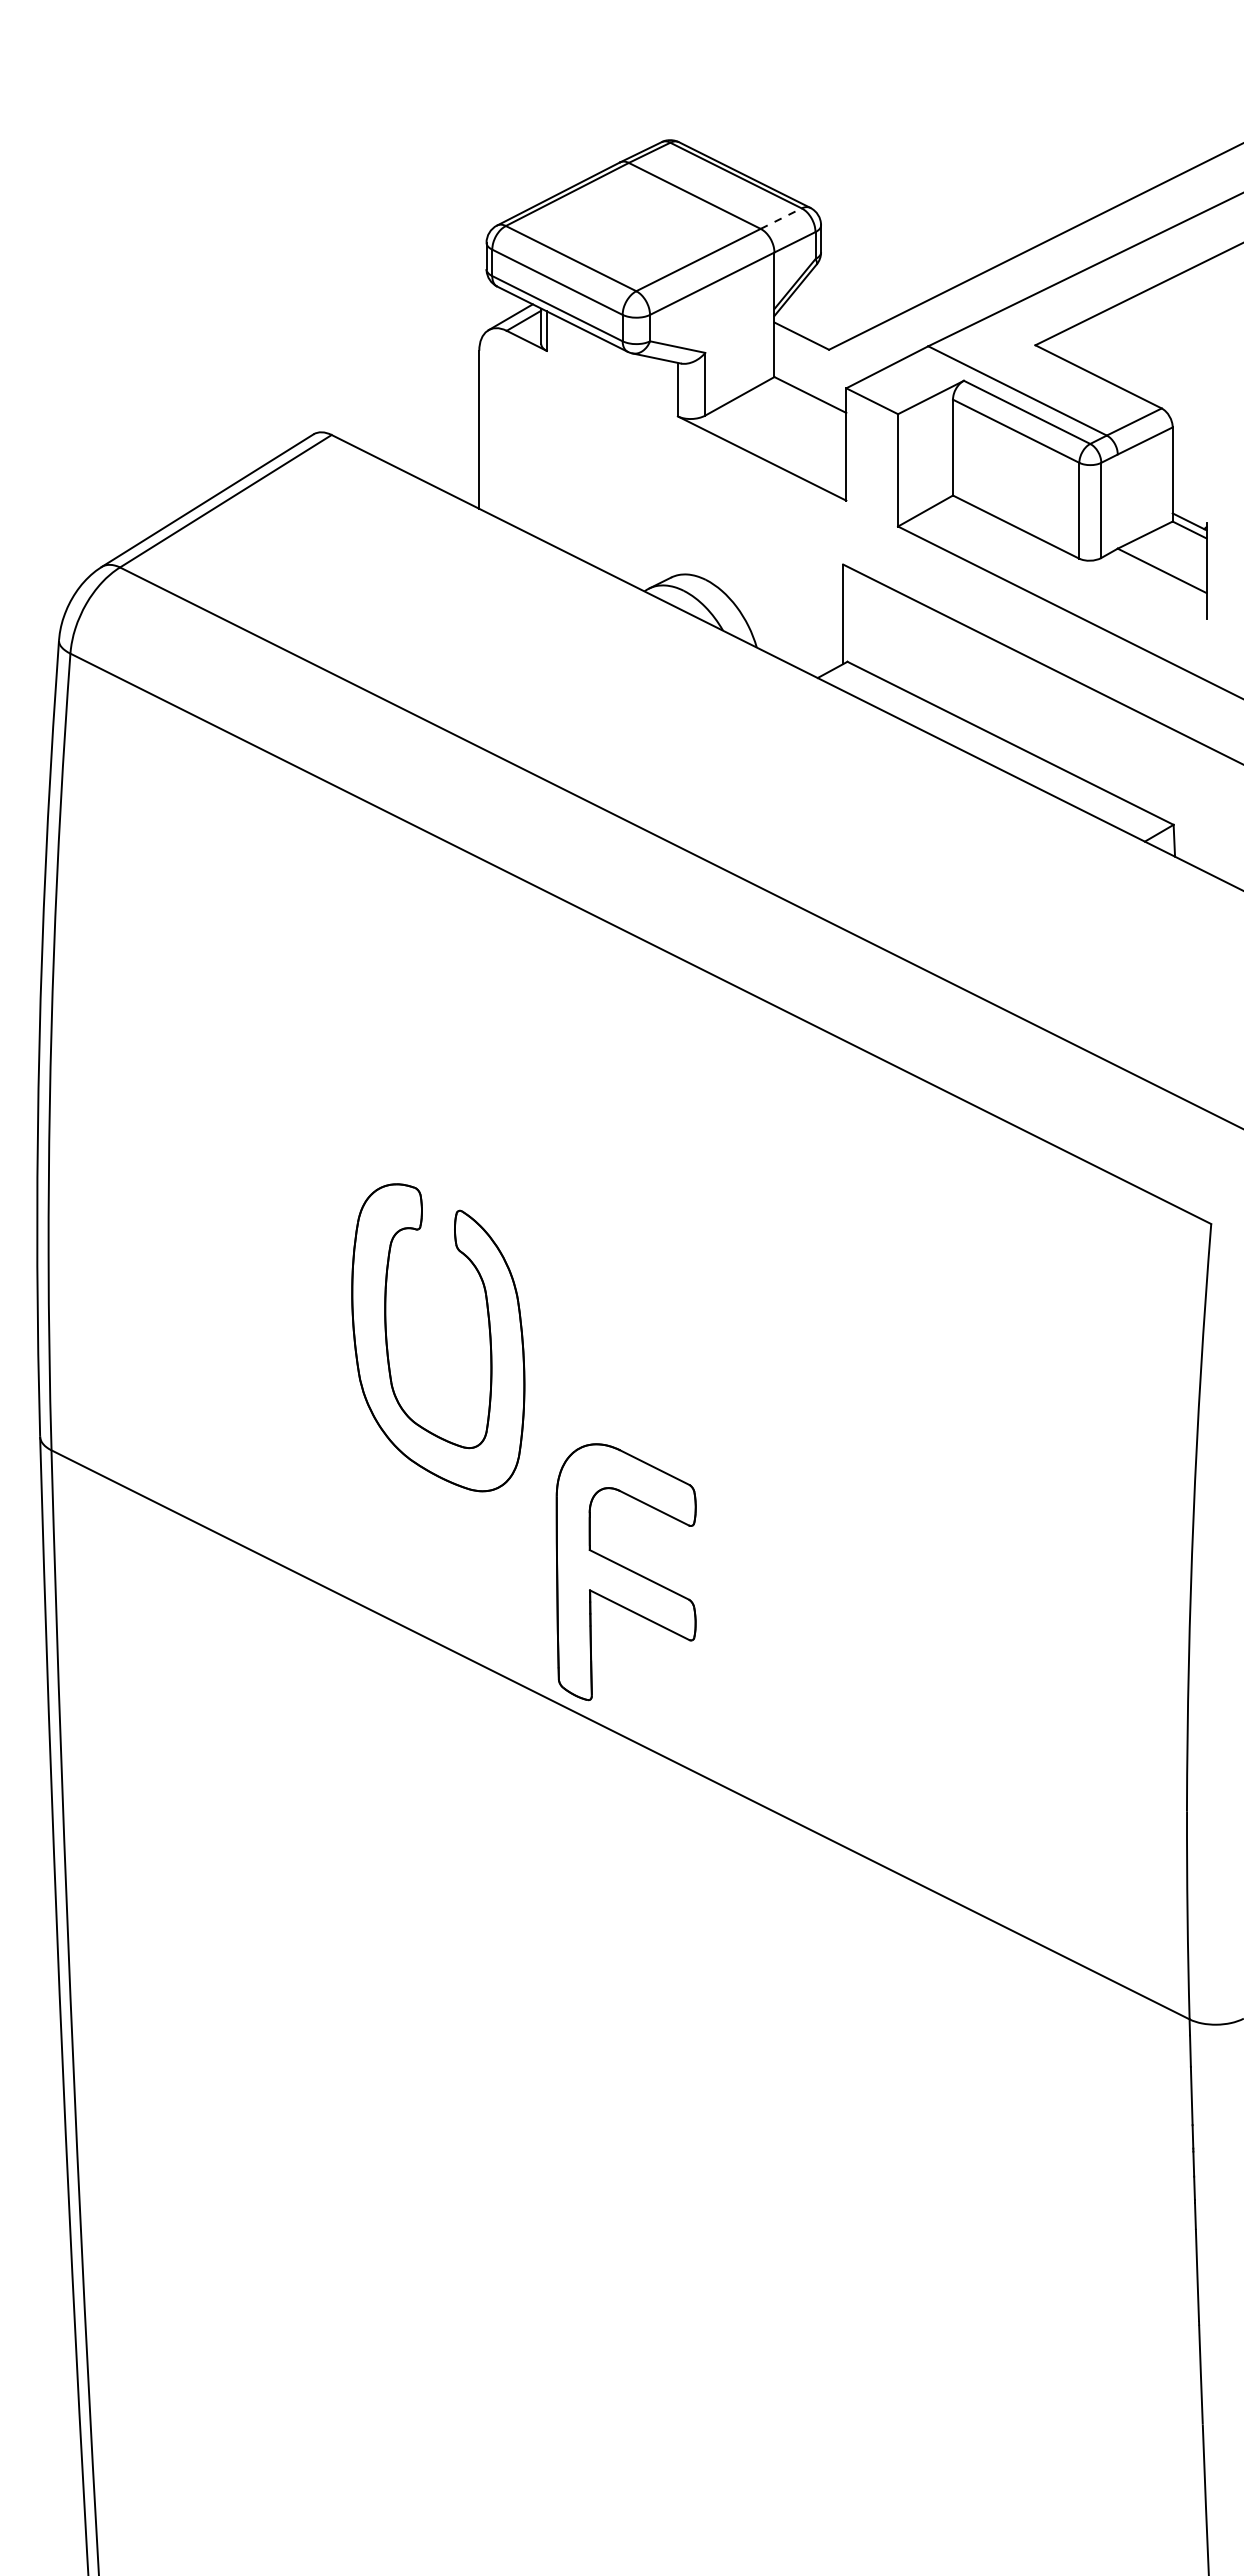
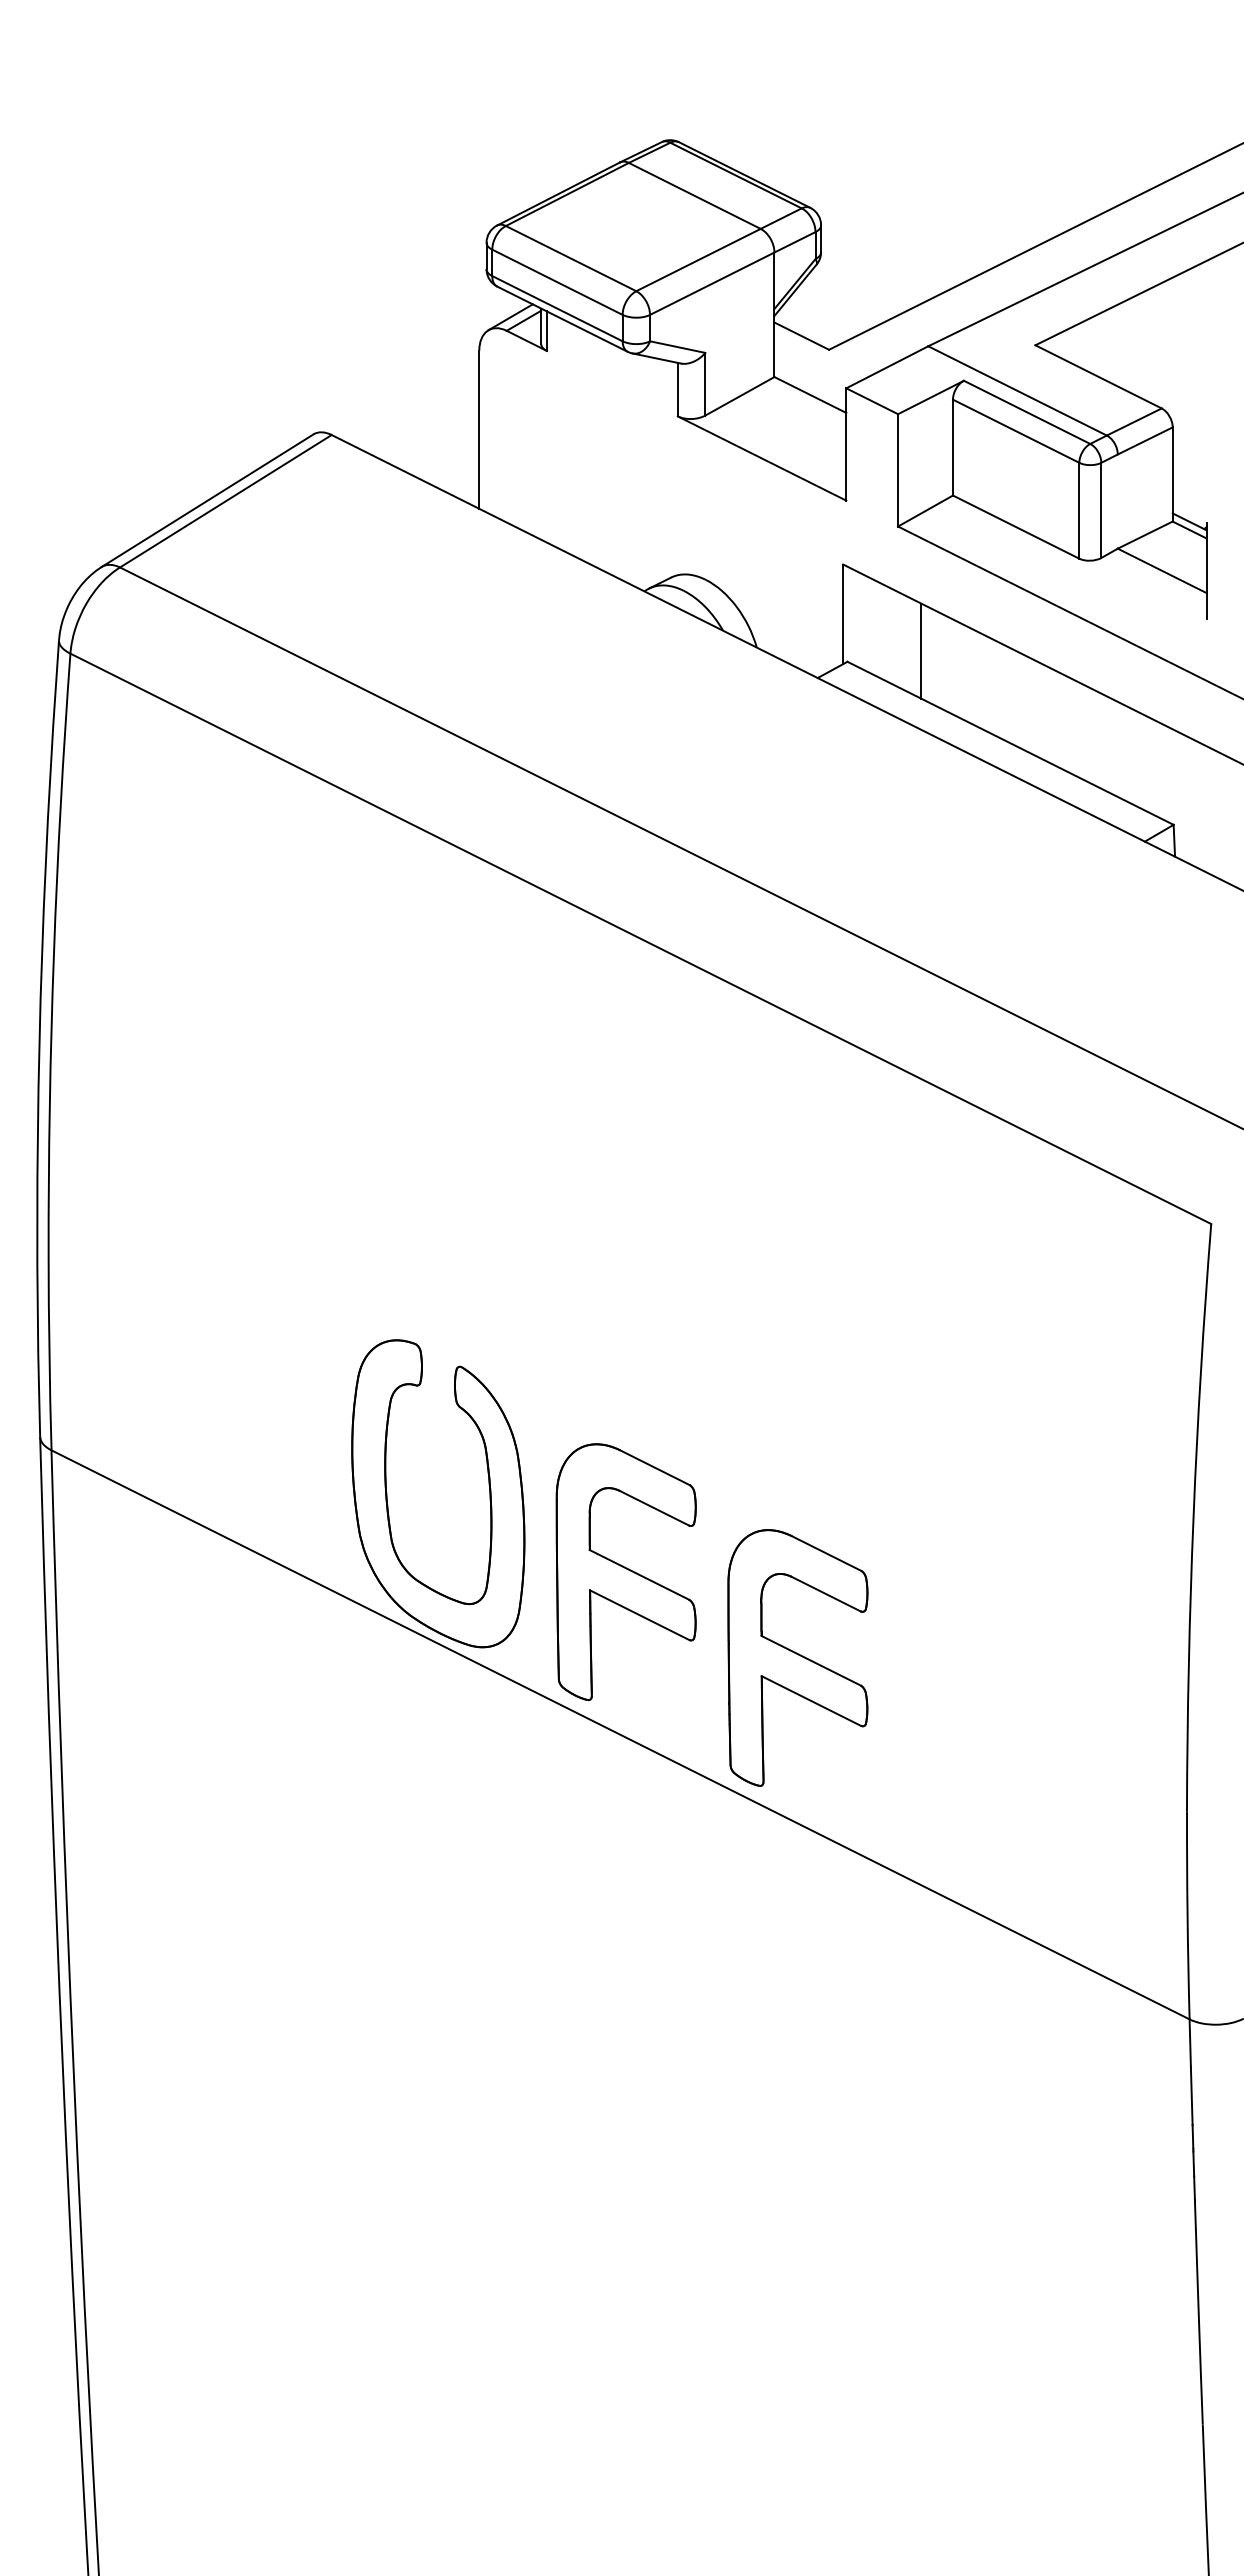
line: dashed -> solid (781, 218)
line: none -> present (921, 650)
part position: (488, 1329) -> (488, 1485) (488, 1485)
part: none -> present (797, 1657)
